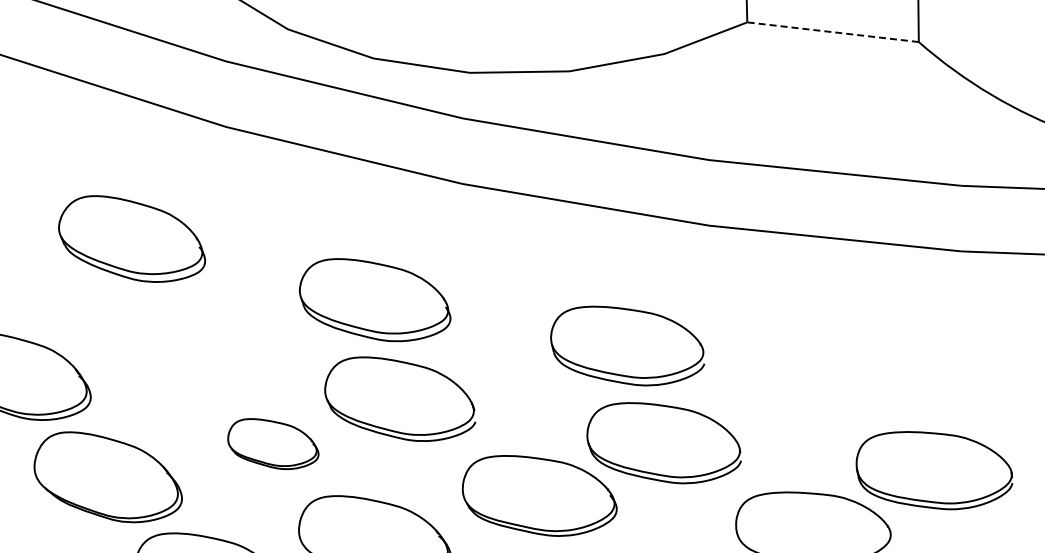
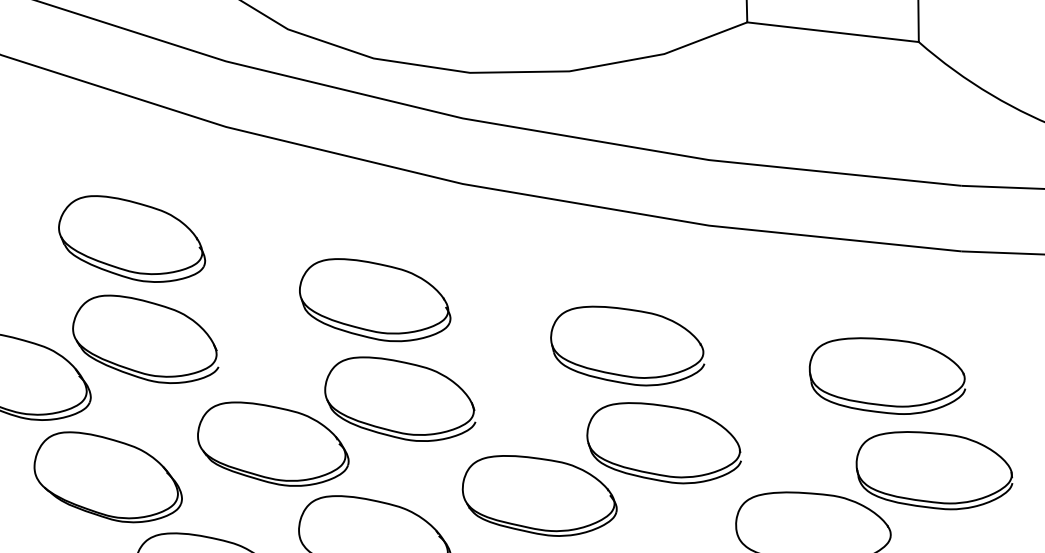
line: dashed -> solid (832, 32)
part: none -> present (145, 338)
part: none -> present (887, 375)
part size: 93x52 px -> 153x86 px (273, 443)
